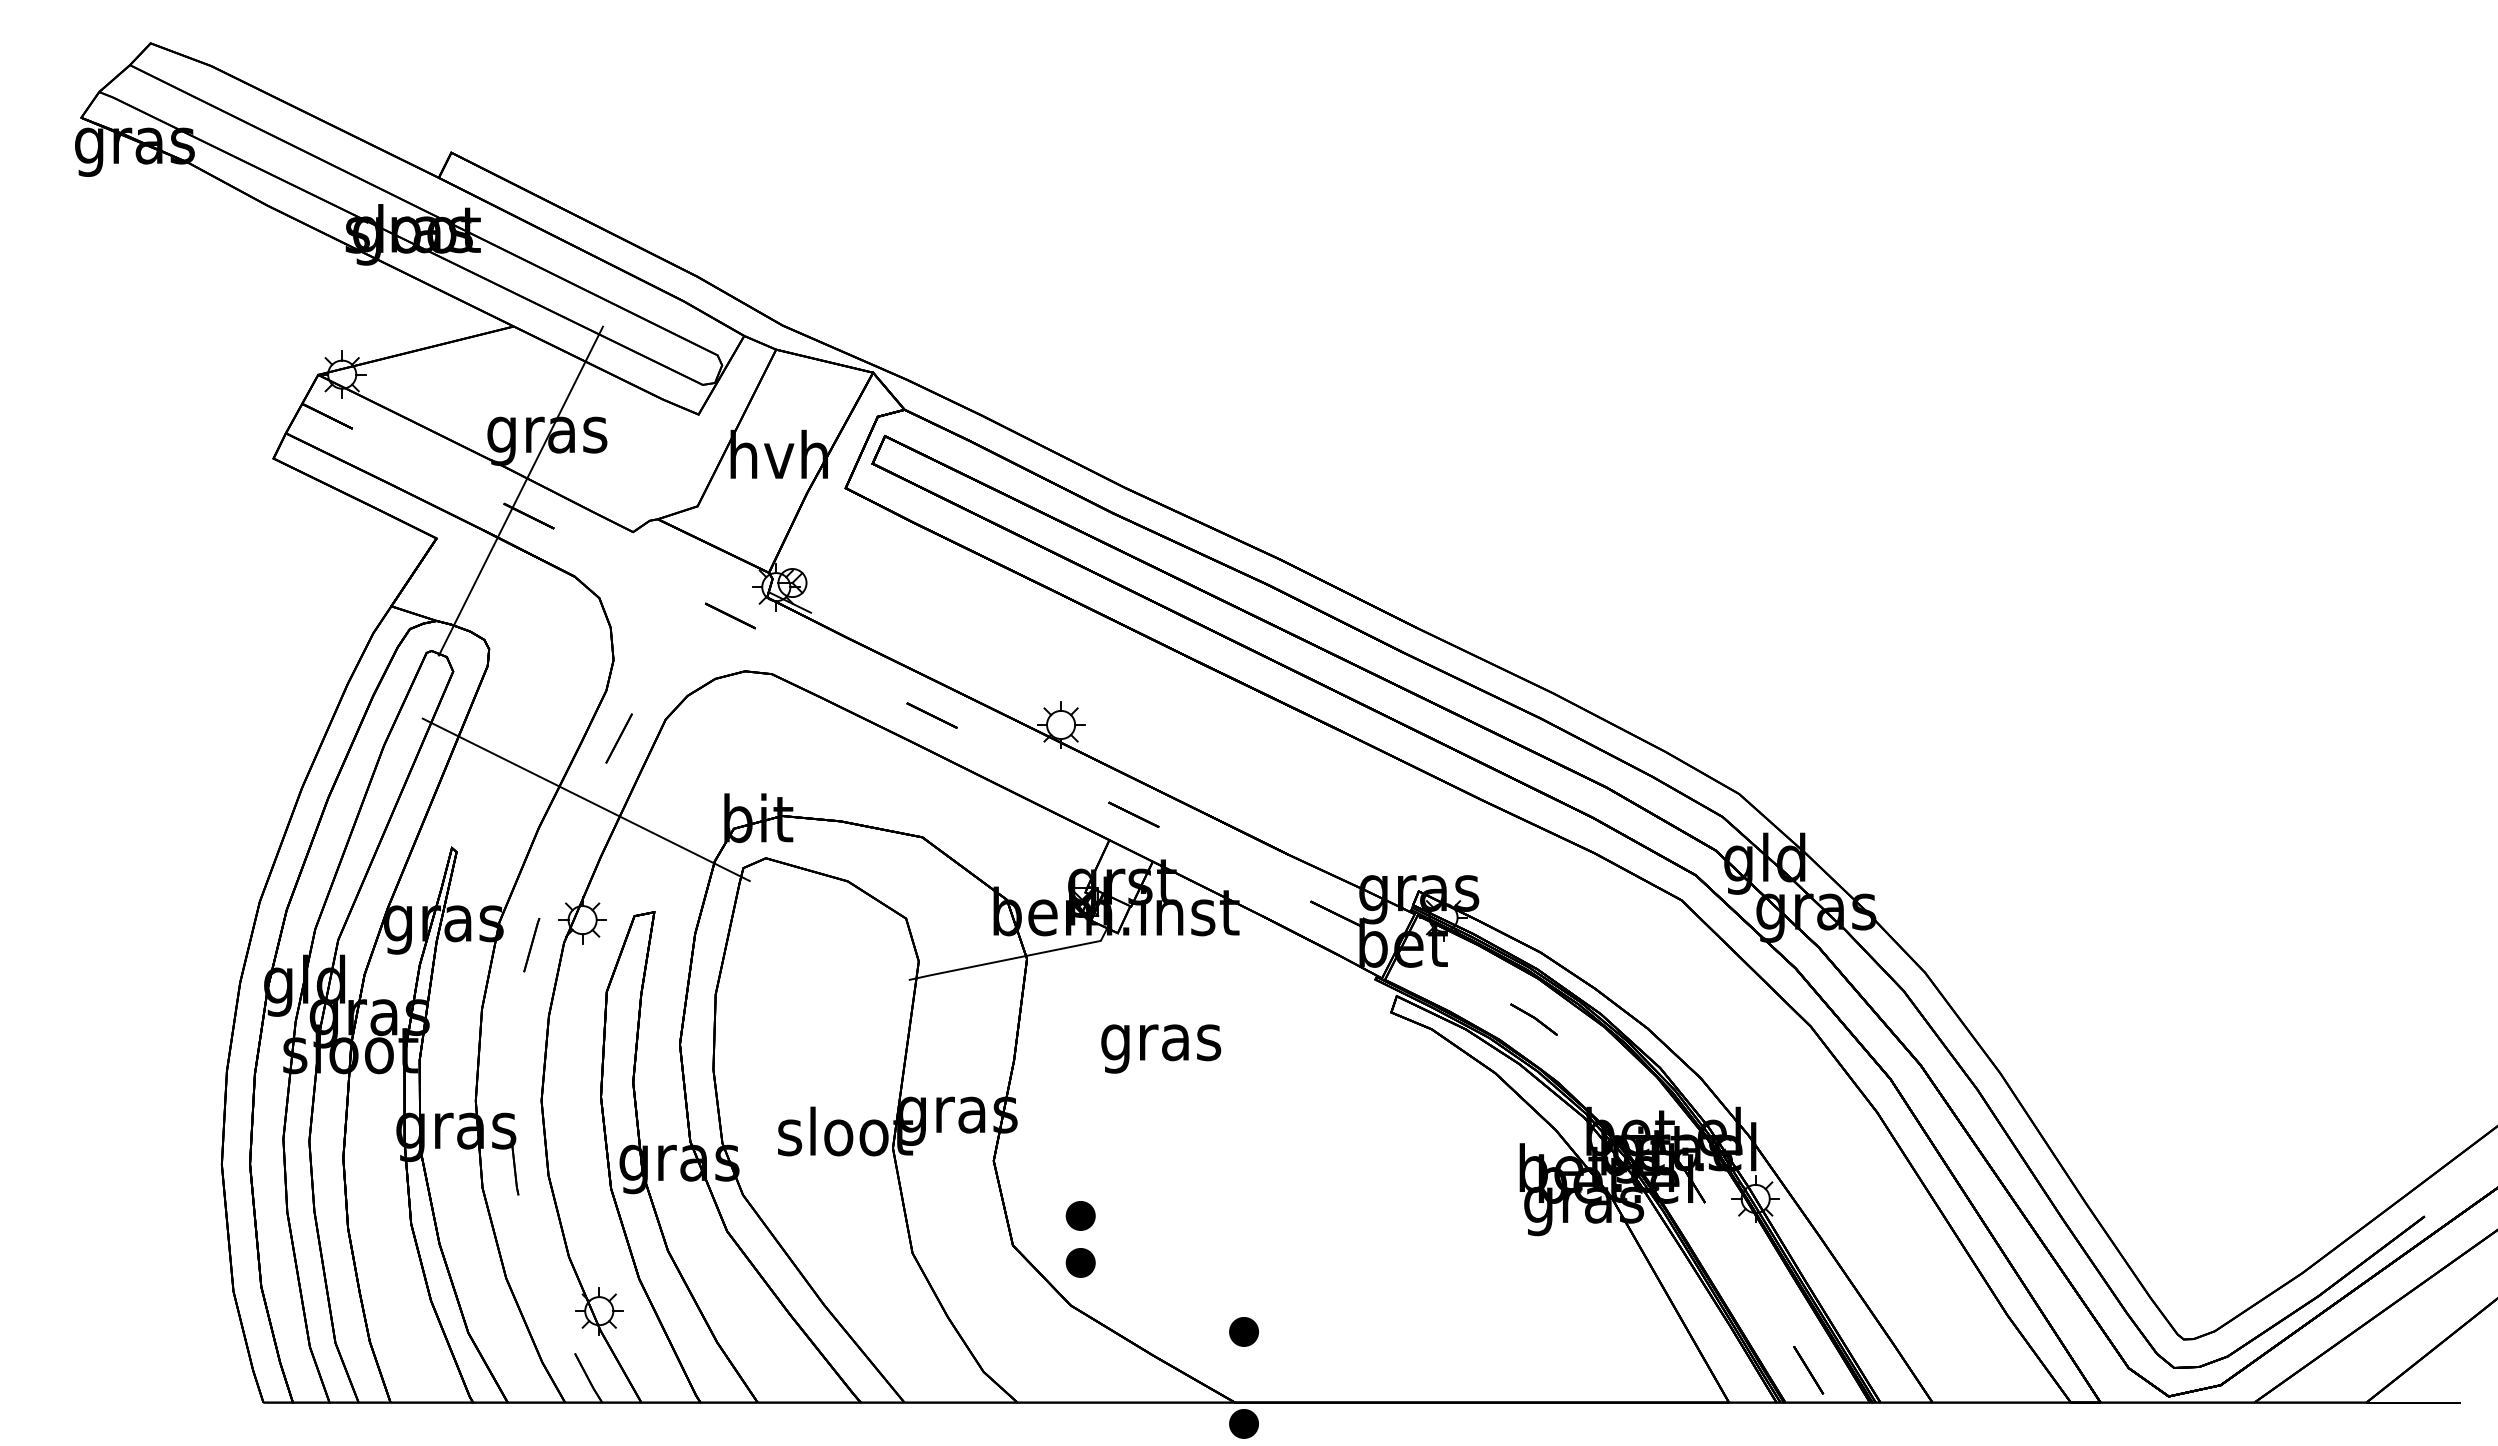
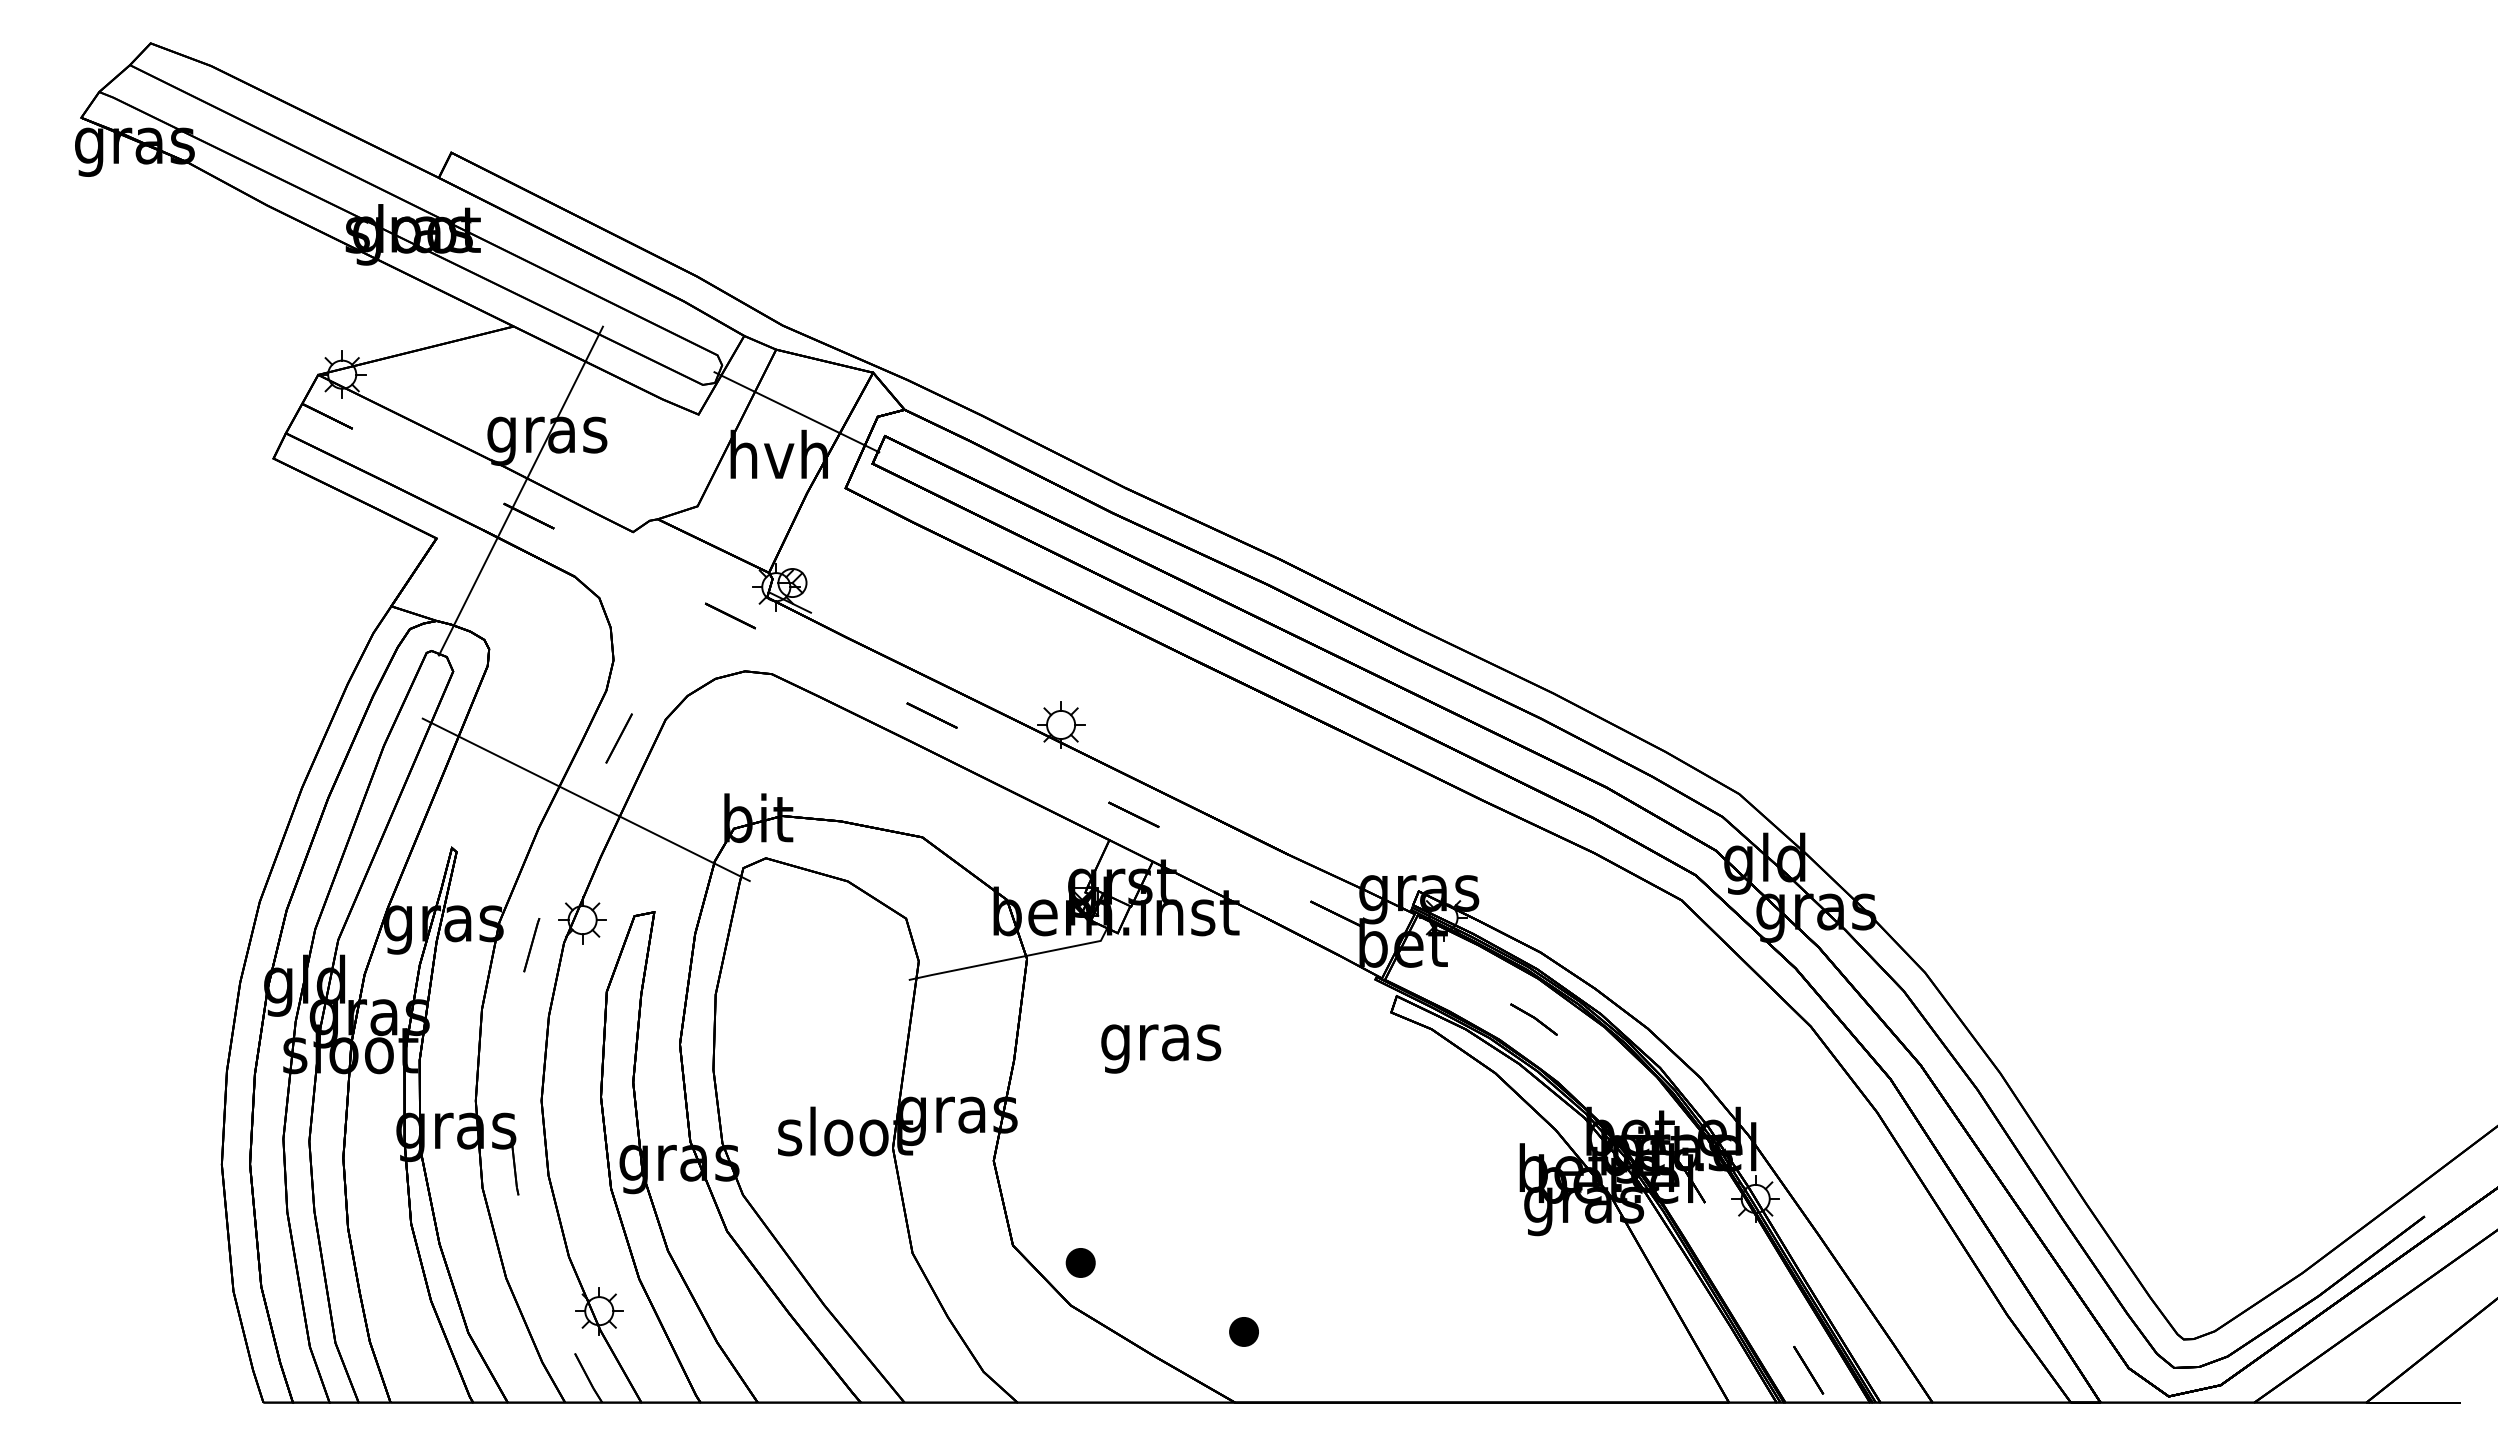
line: none -> present (796, 412)
part: present -> none (1080, 1215)
part: present -> none (1243, 1423)
